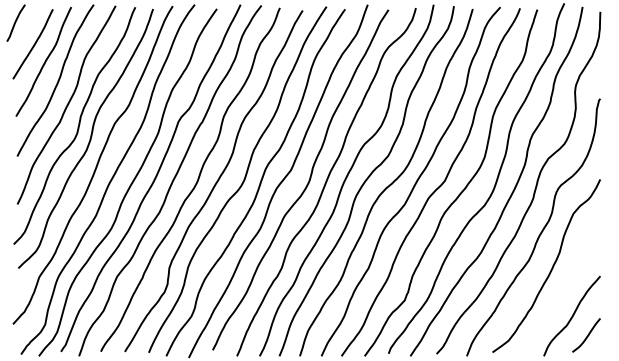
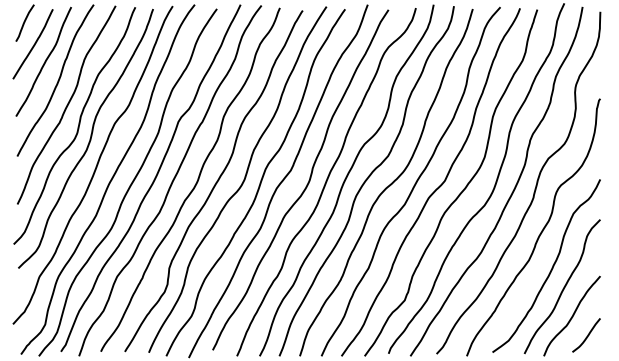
curve position: (15, 22) -> (24, 22) (24, 22)
curve: none -> present (563, 287)
